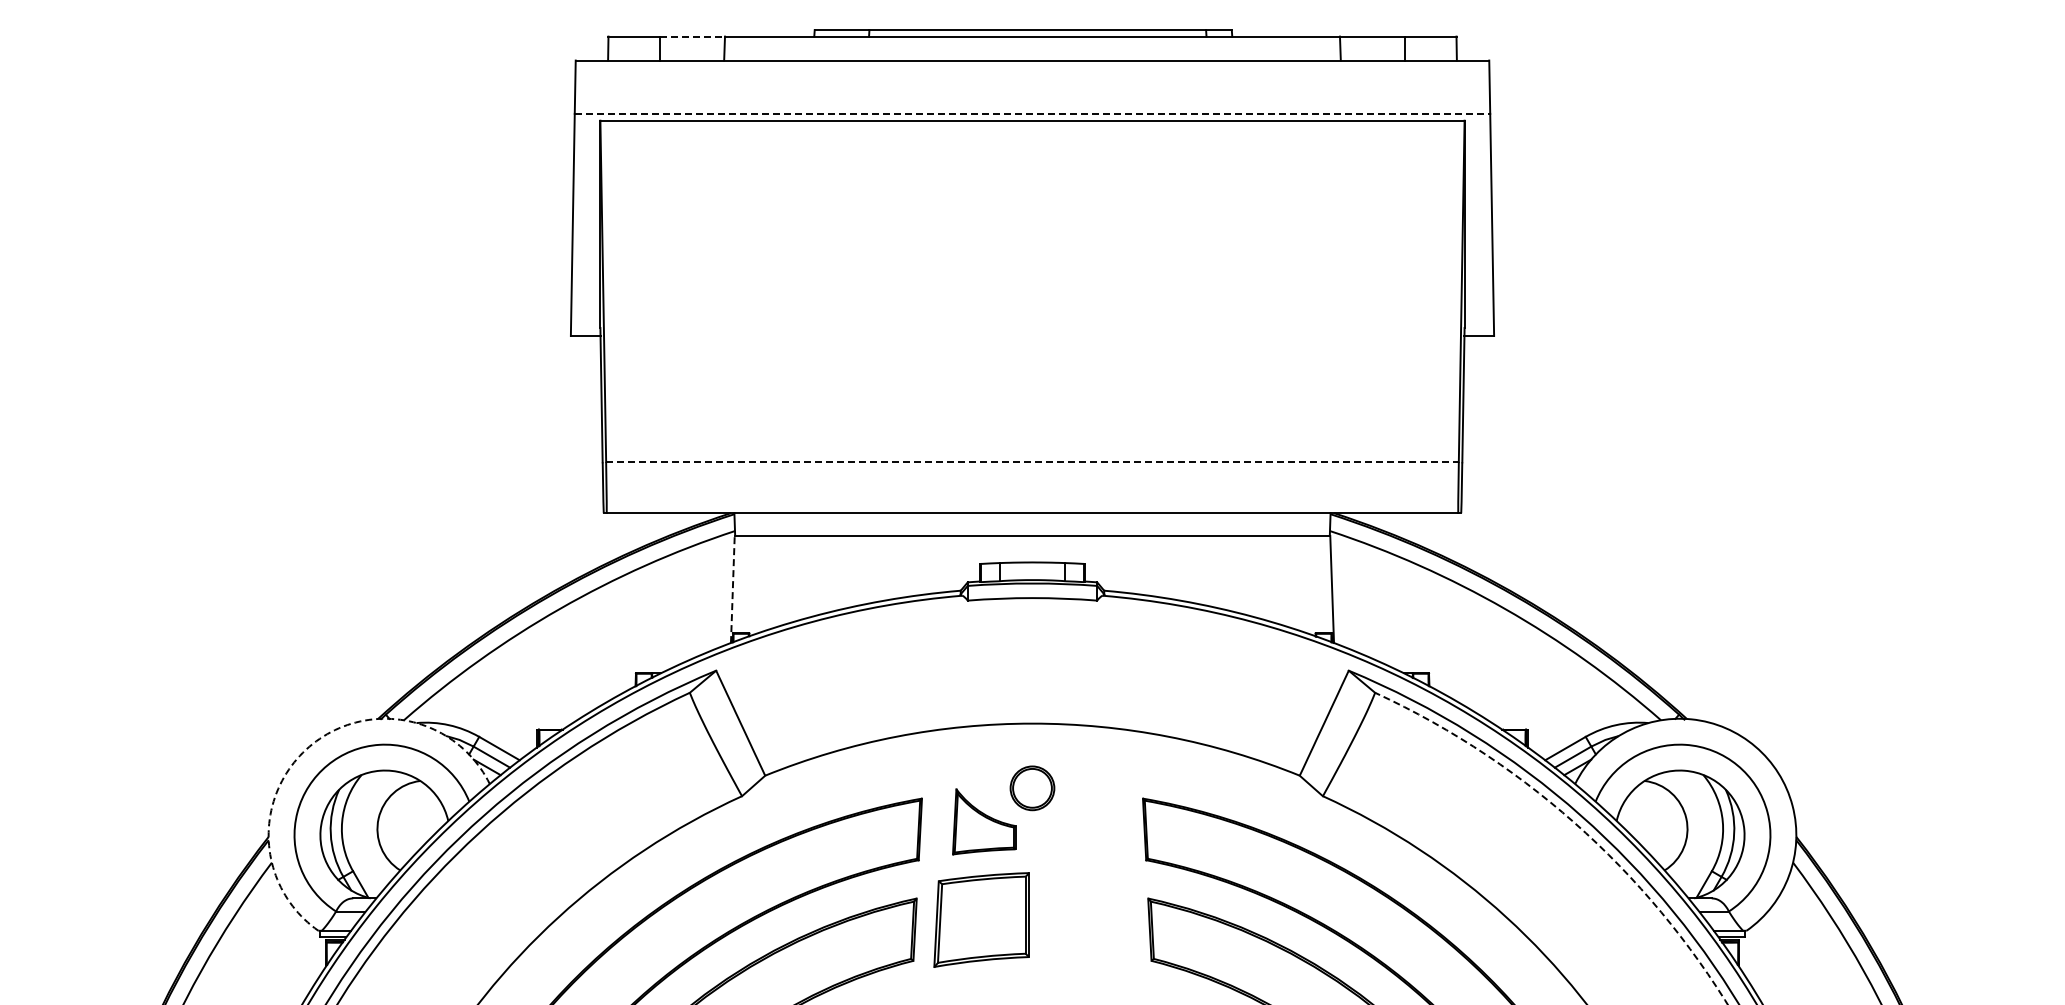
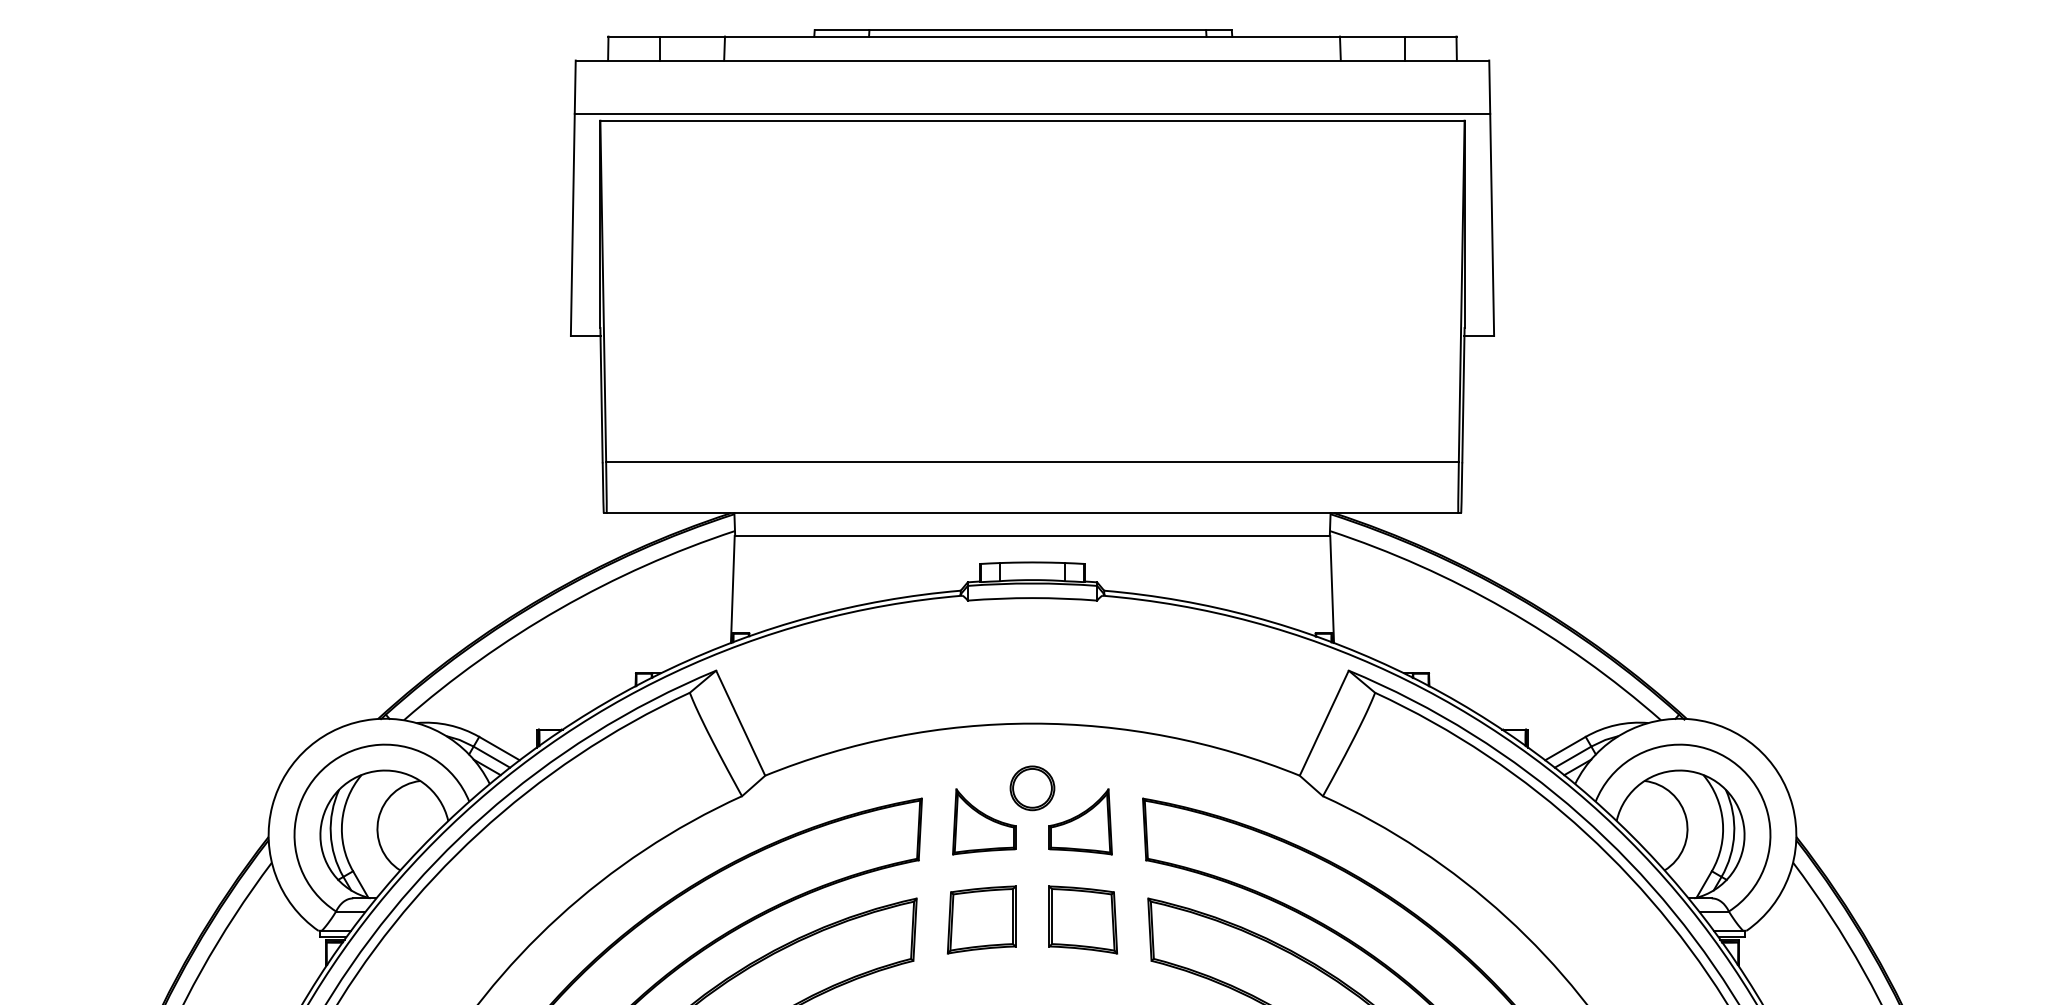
line: dashed -> solid (693, 36)
line: dashed -> solid (1032, 113)
line: dashed -> solid (1032, 461)
line: dashed -> solid (732, 589)
arc: dashed -> solid (309, 746)
part: none -> present (1080, 821)
arc: dashed -> solid (1574, 822)
part size: 97x96 px -> 71x70 px (981, 919)
part: none -> present (1083, 919)
